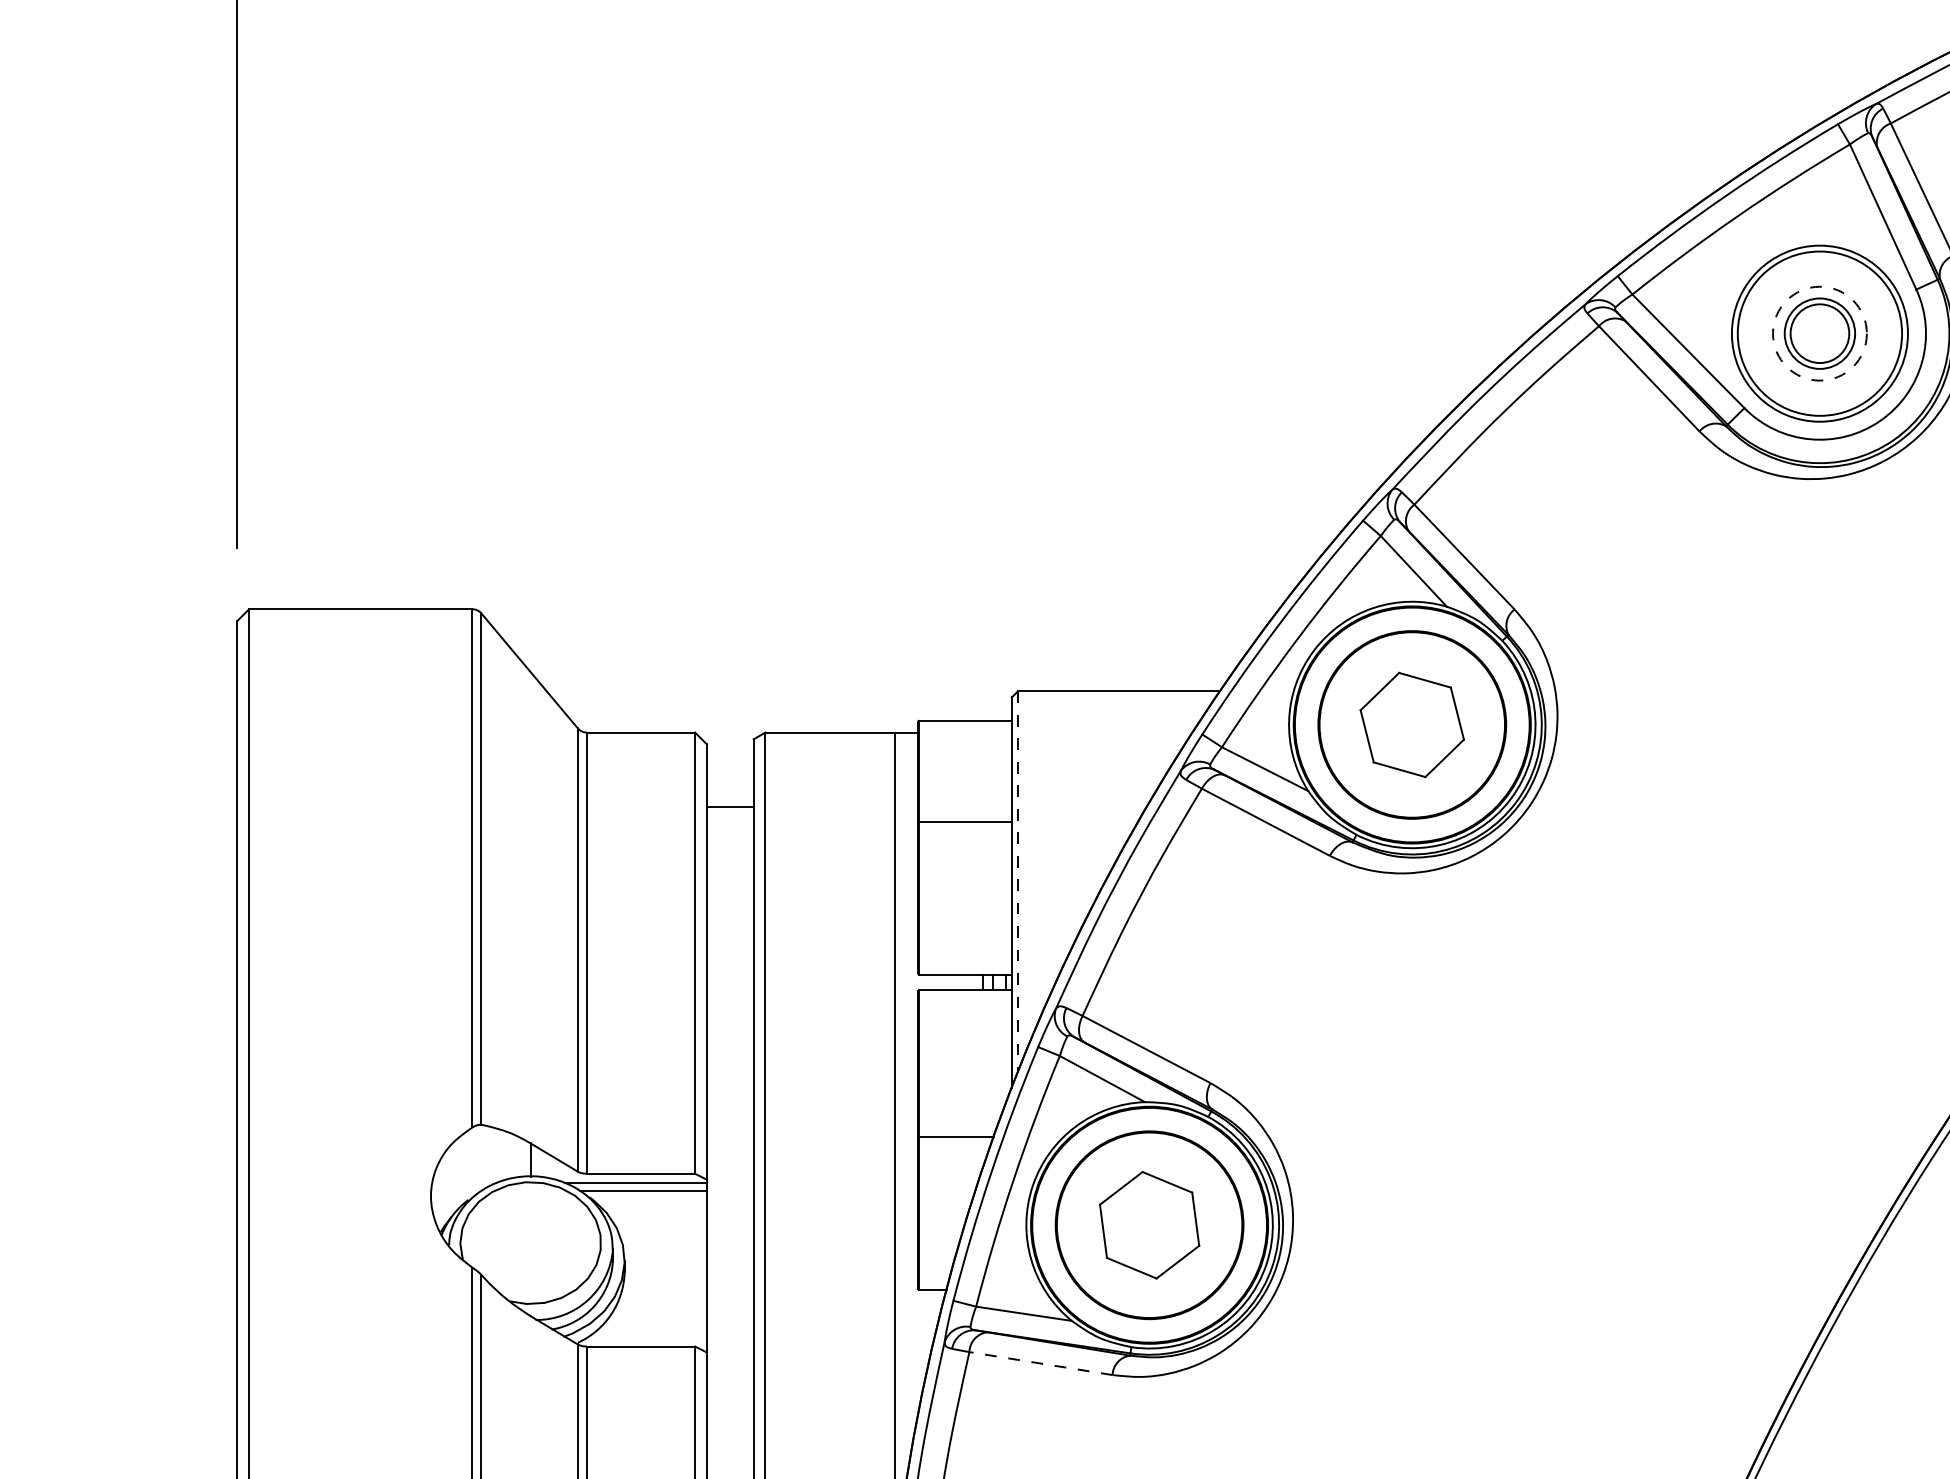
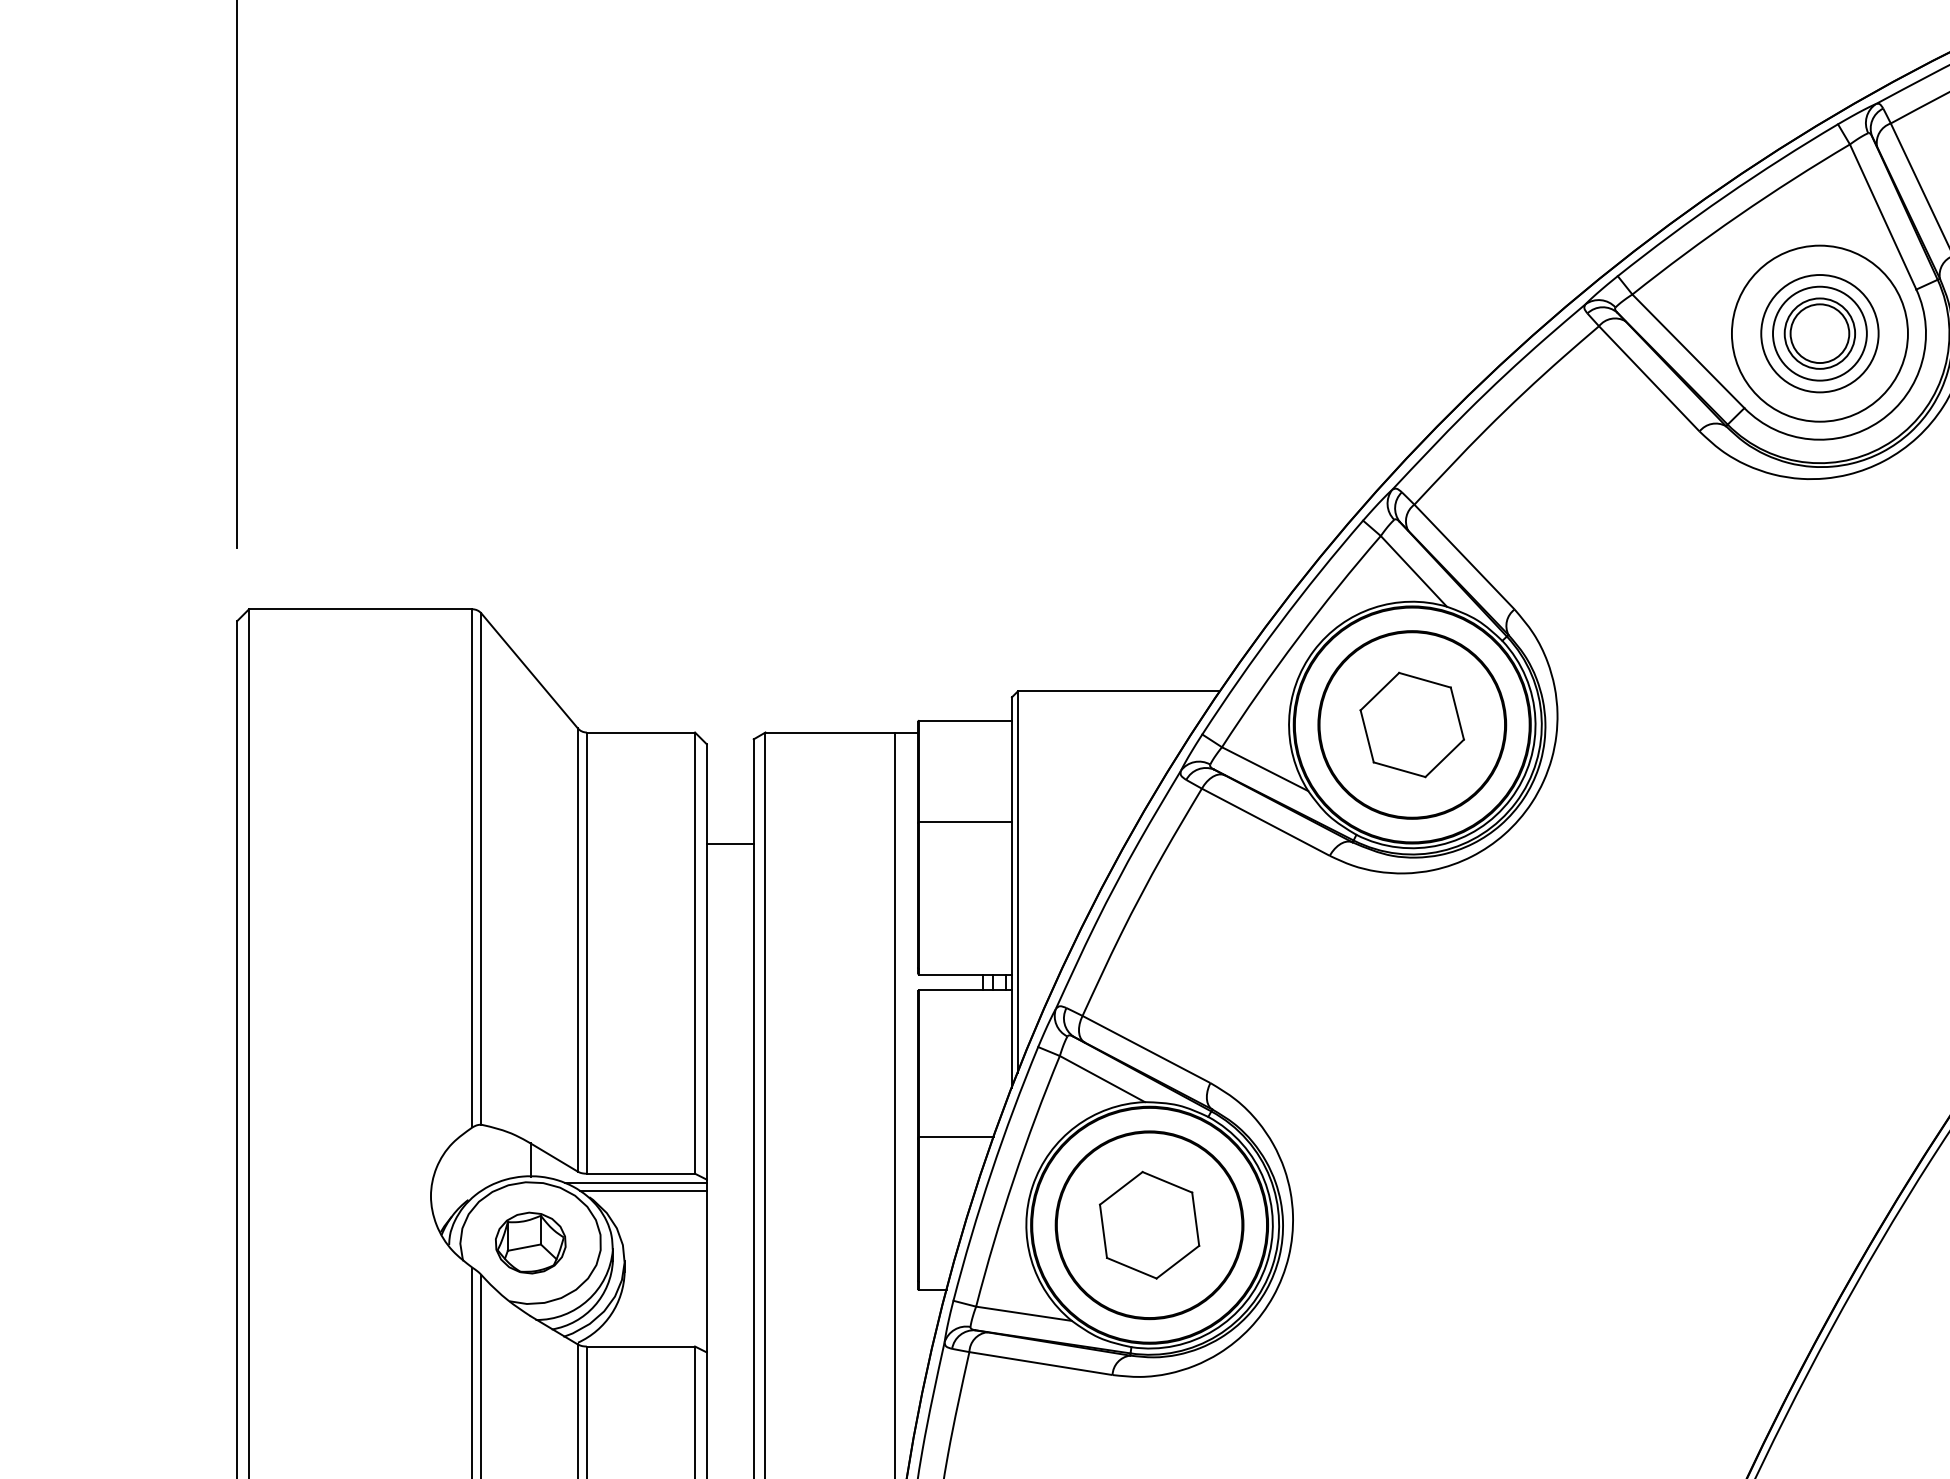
circle diameter: 164 px -> 117 px (1819, 333)
circle: dashed -> solid (1819, 333)
line position: (729, 807) -> (729, 844) (729, 844)
line: dashed -> solid (1017, 882)
part: none -> present (530, 1242)
line: dashed -> solid (1041, 1363)
